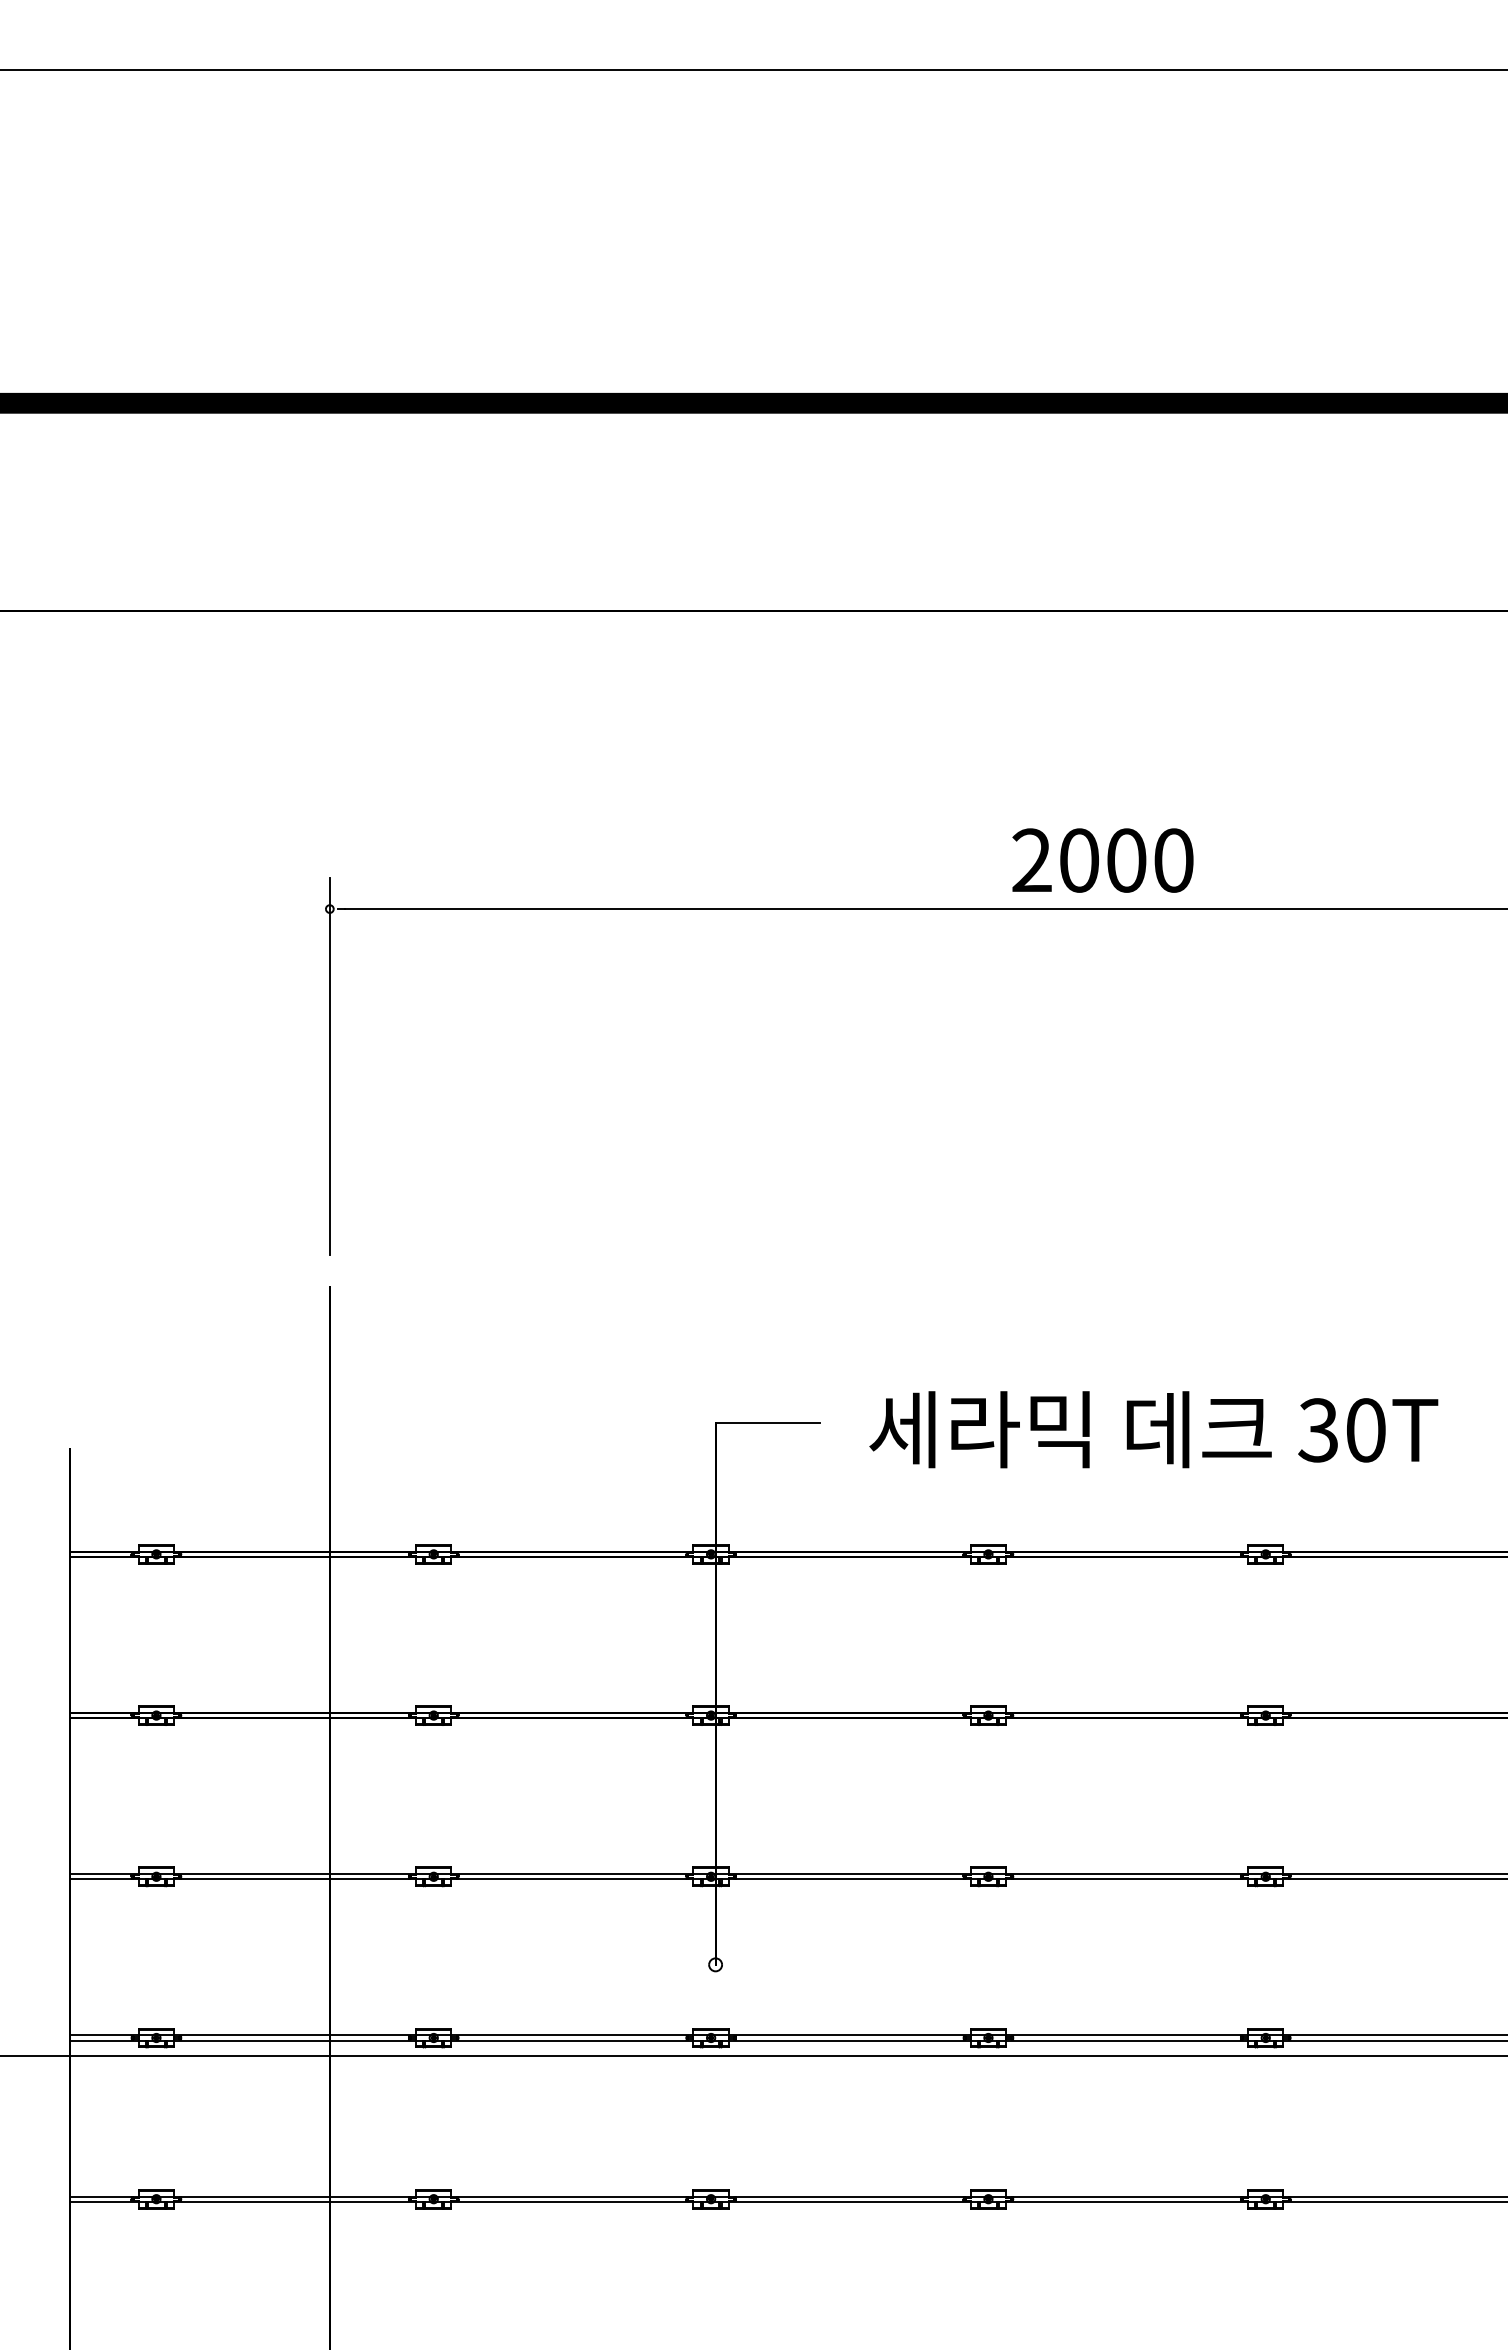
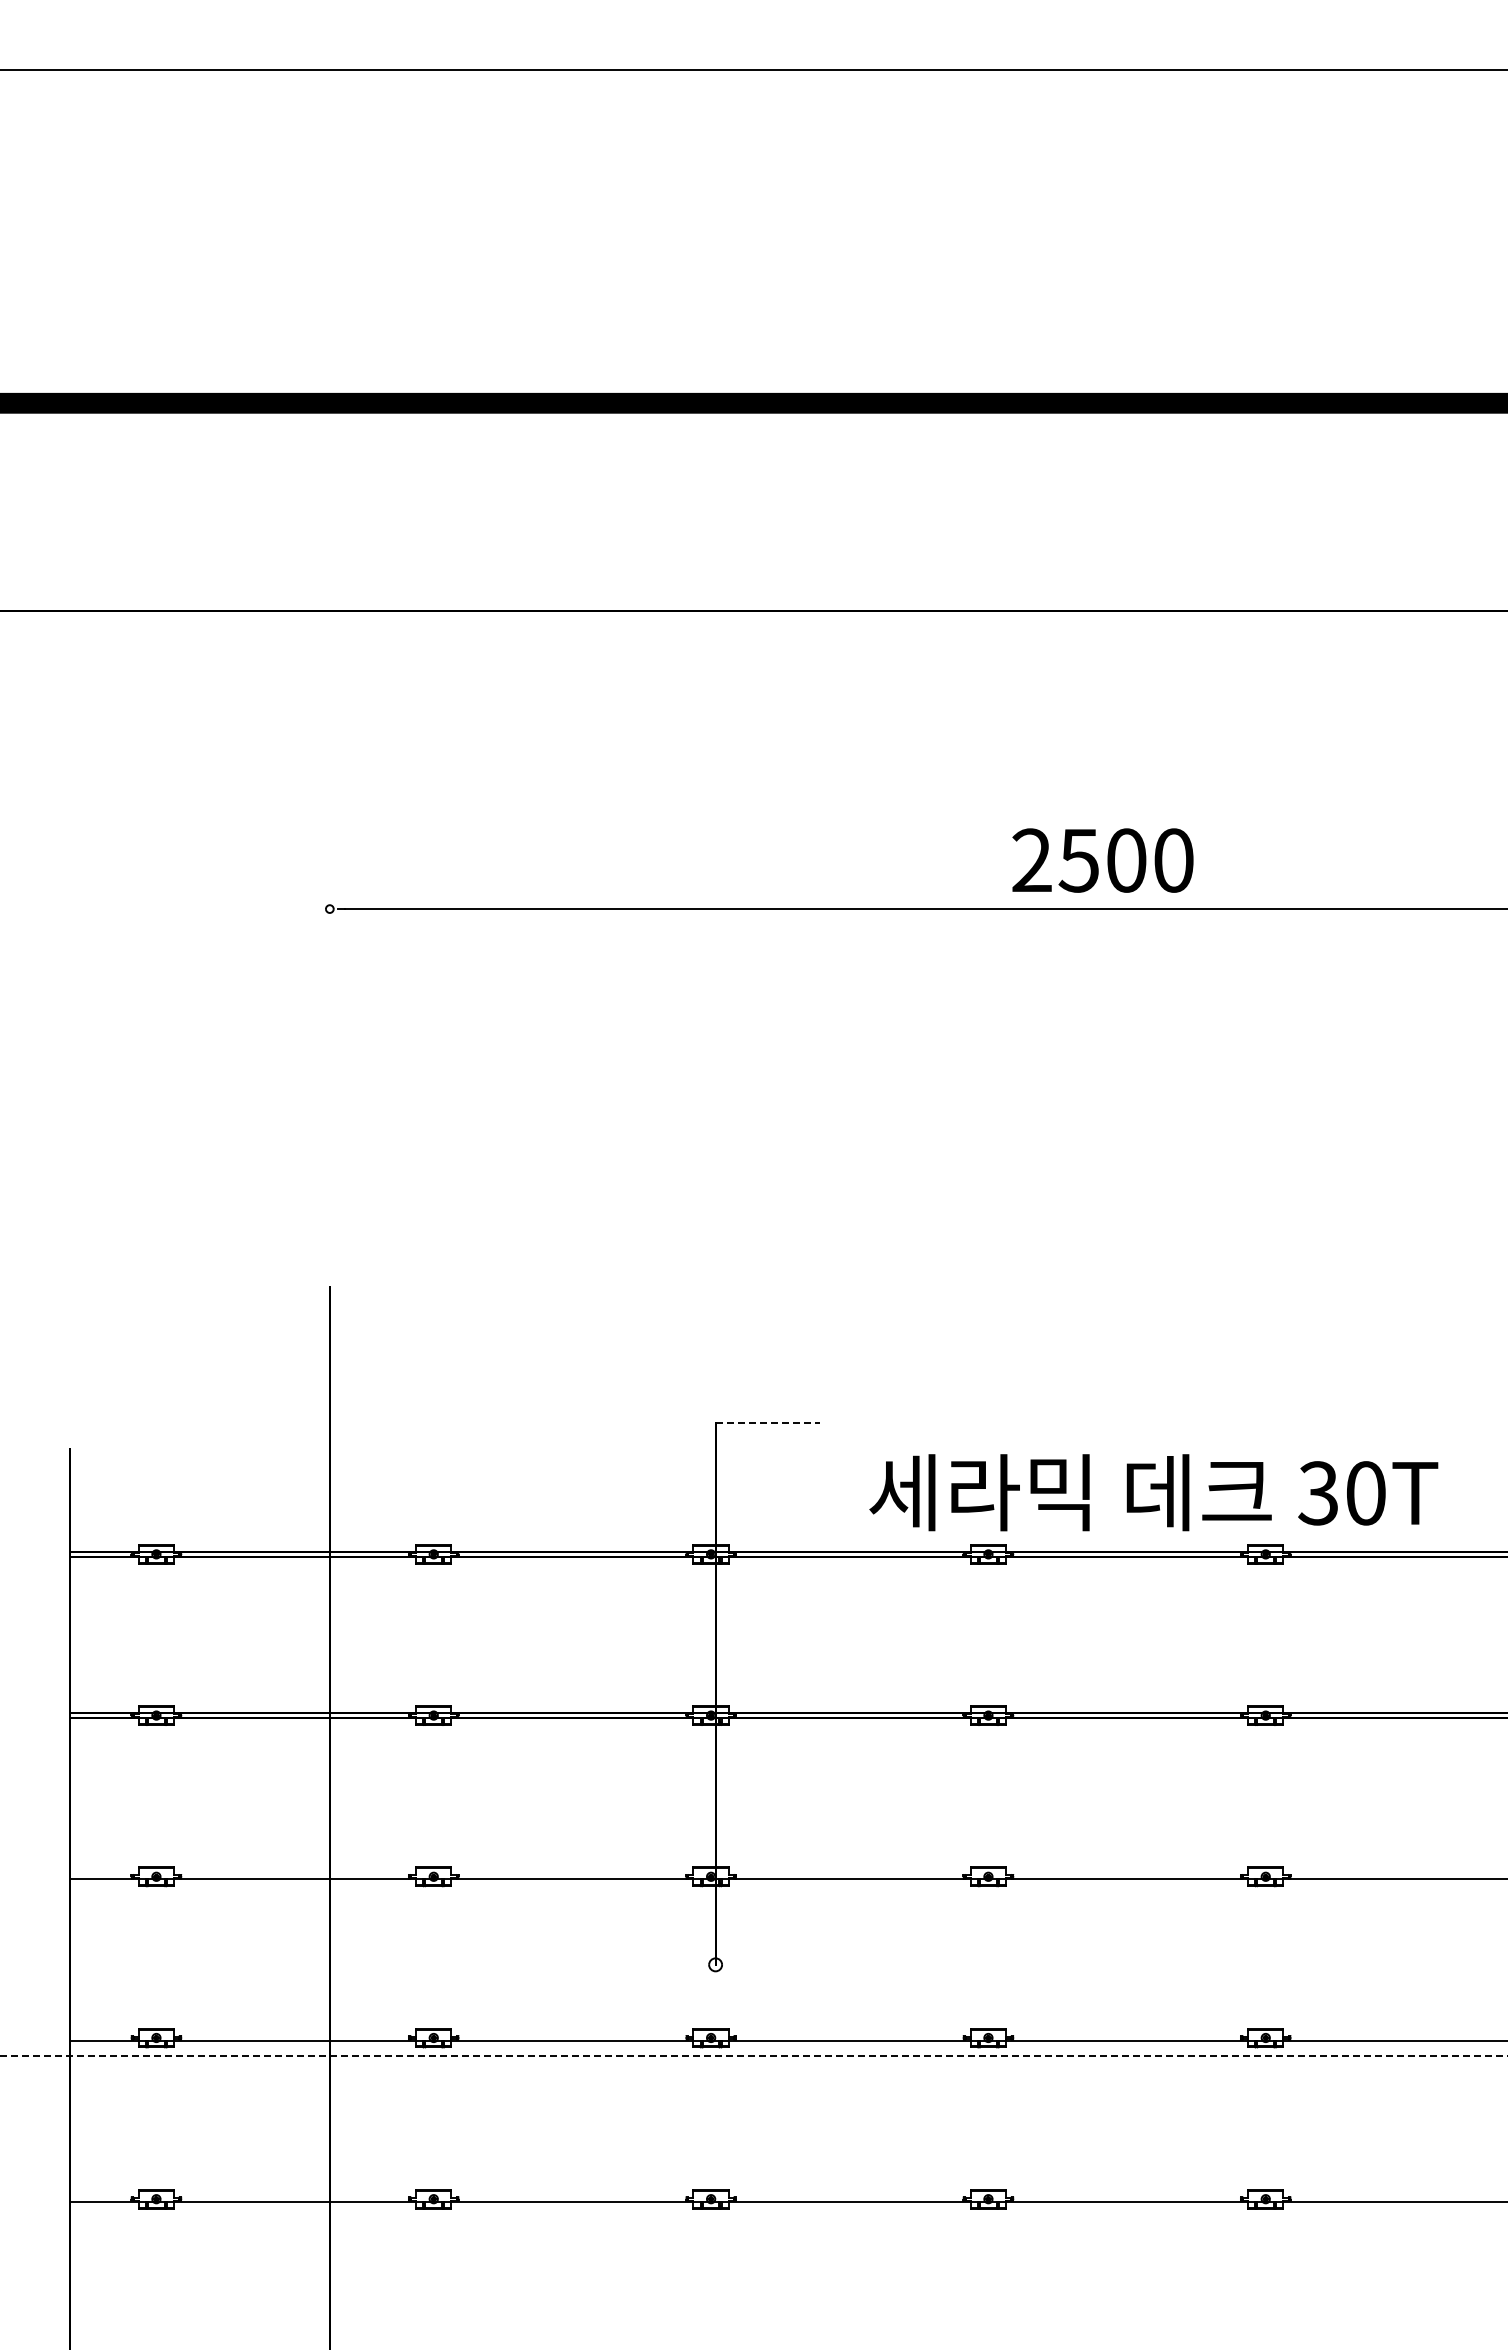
text: 2000 -> 2500 (1078, 860)
line: present -> none (329, 1066)
line: solid -> dashed (768, 1423)
text position: (1153, 1429) -> (1153, 1492) (1153, 1492)
line: present -> none (786, 1874)
line: present -> none (786, 2035)
line: solid -> dashed (754, 2056)
line: present -> none (786, 2196)
